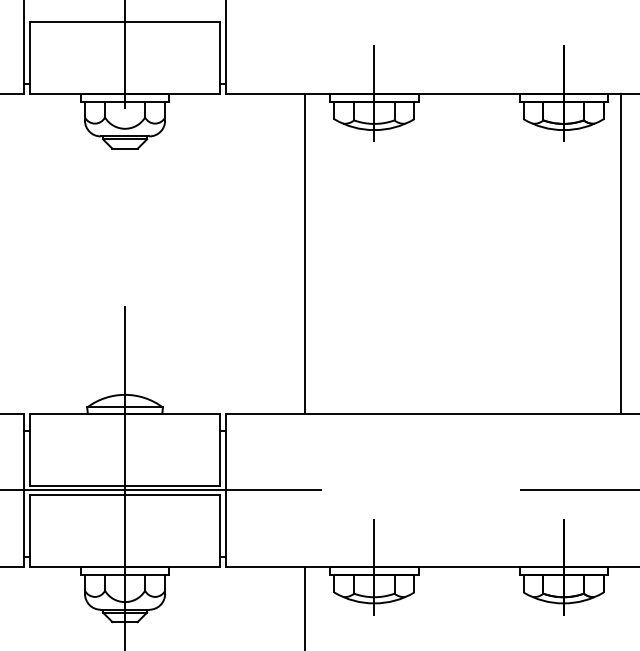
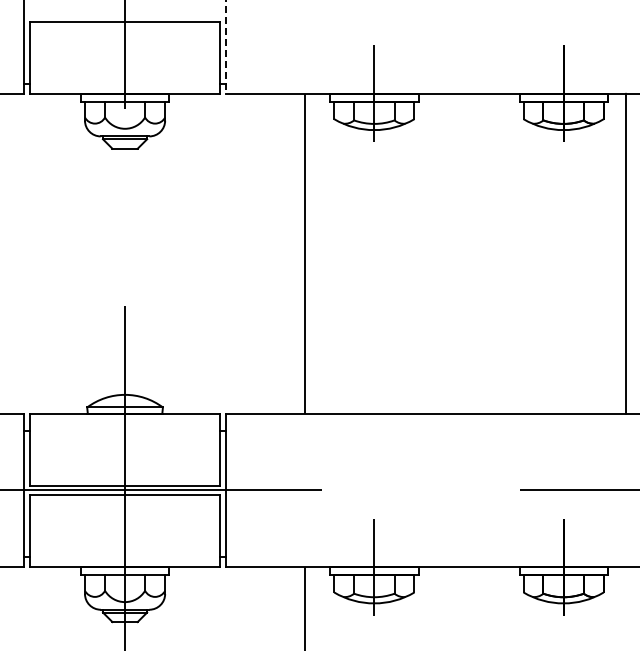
line: solid -> dashed (226, 47)
line position: (620, 253) -> (625, 253) (625, 253)
